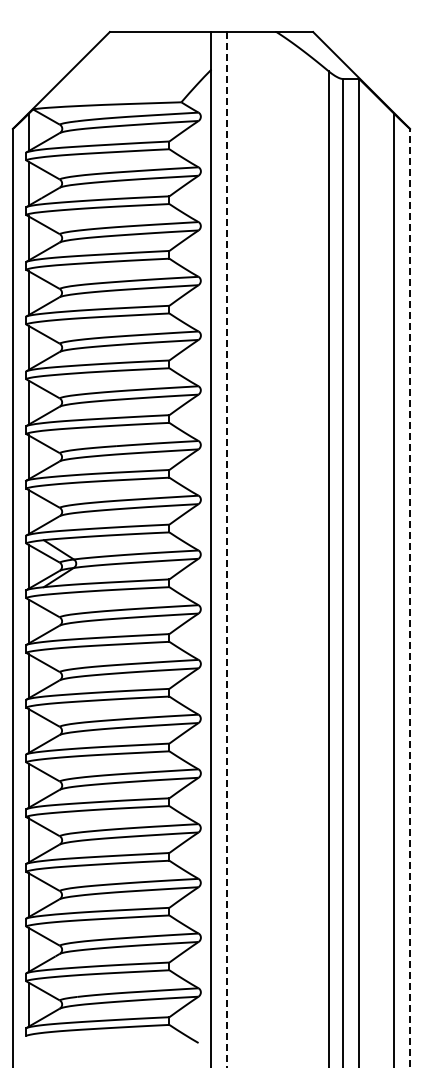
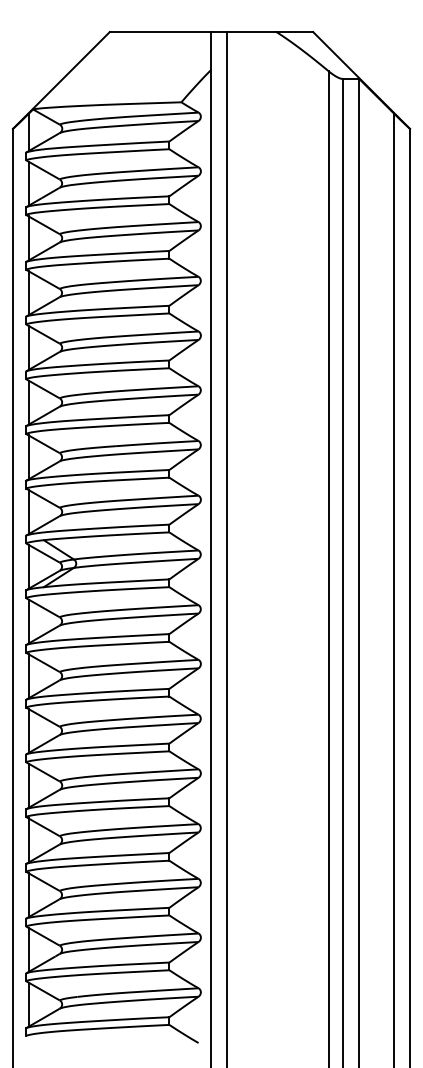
line: dashed -> solid (227, 549)
line: dashed -> solid (410, 597)
